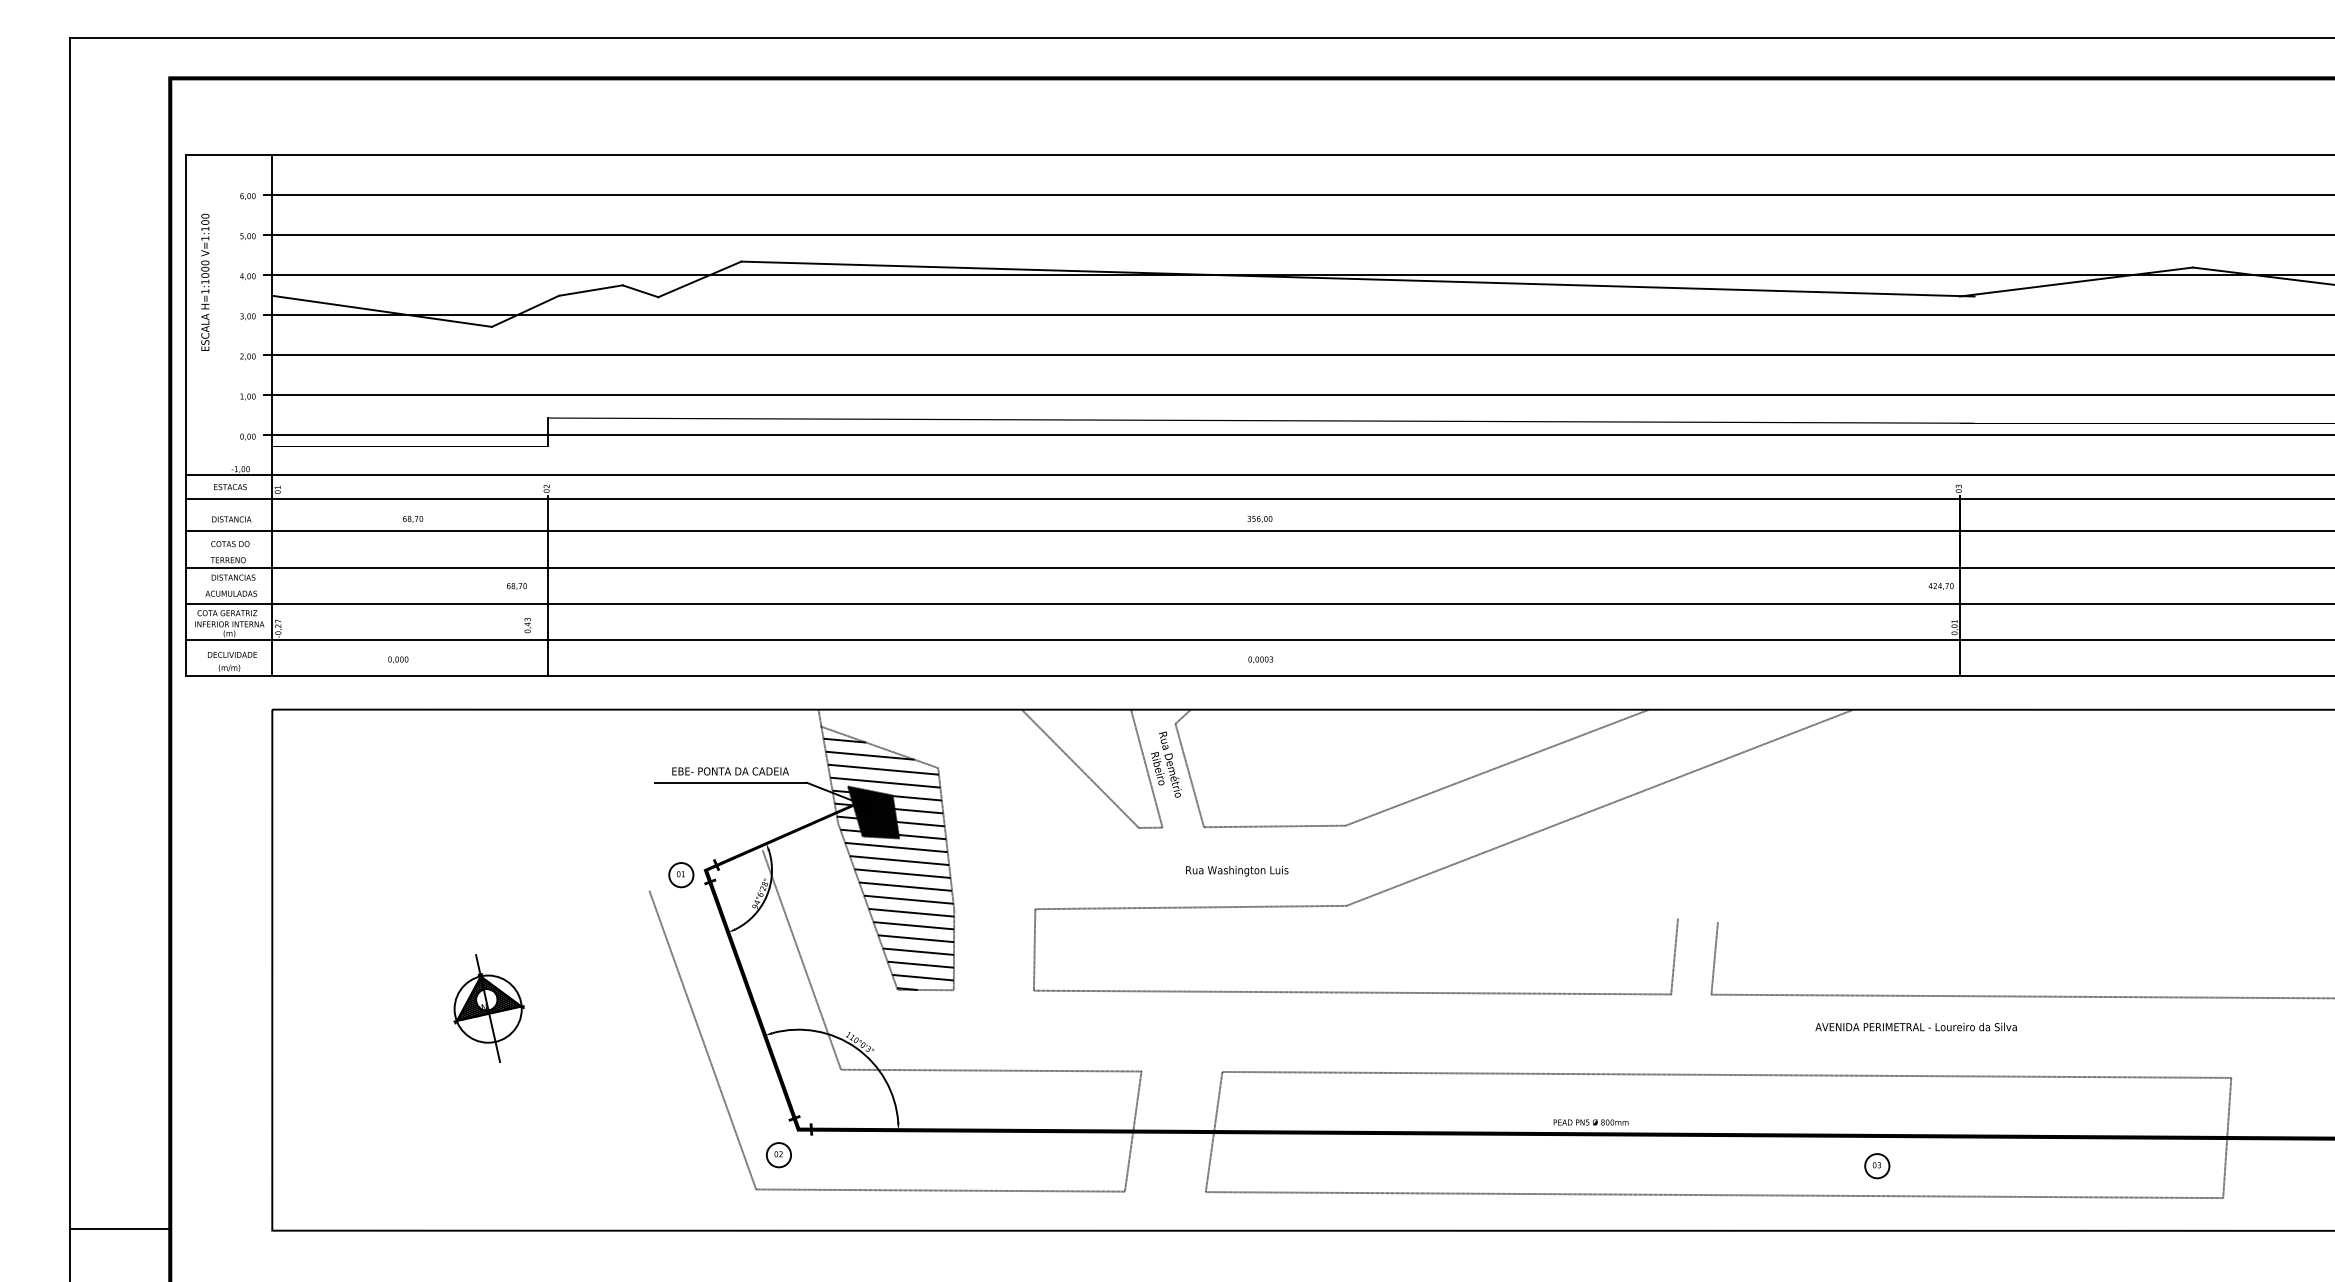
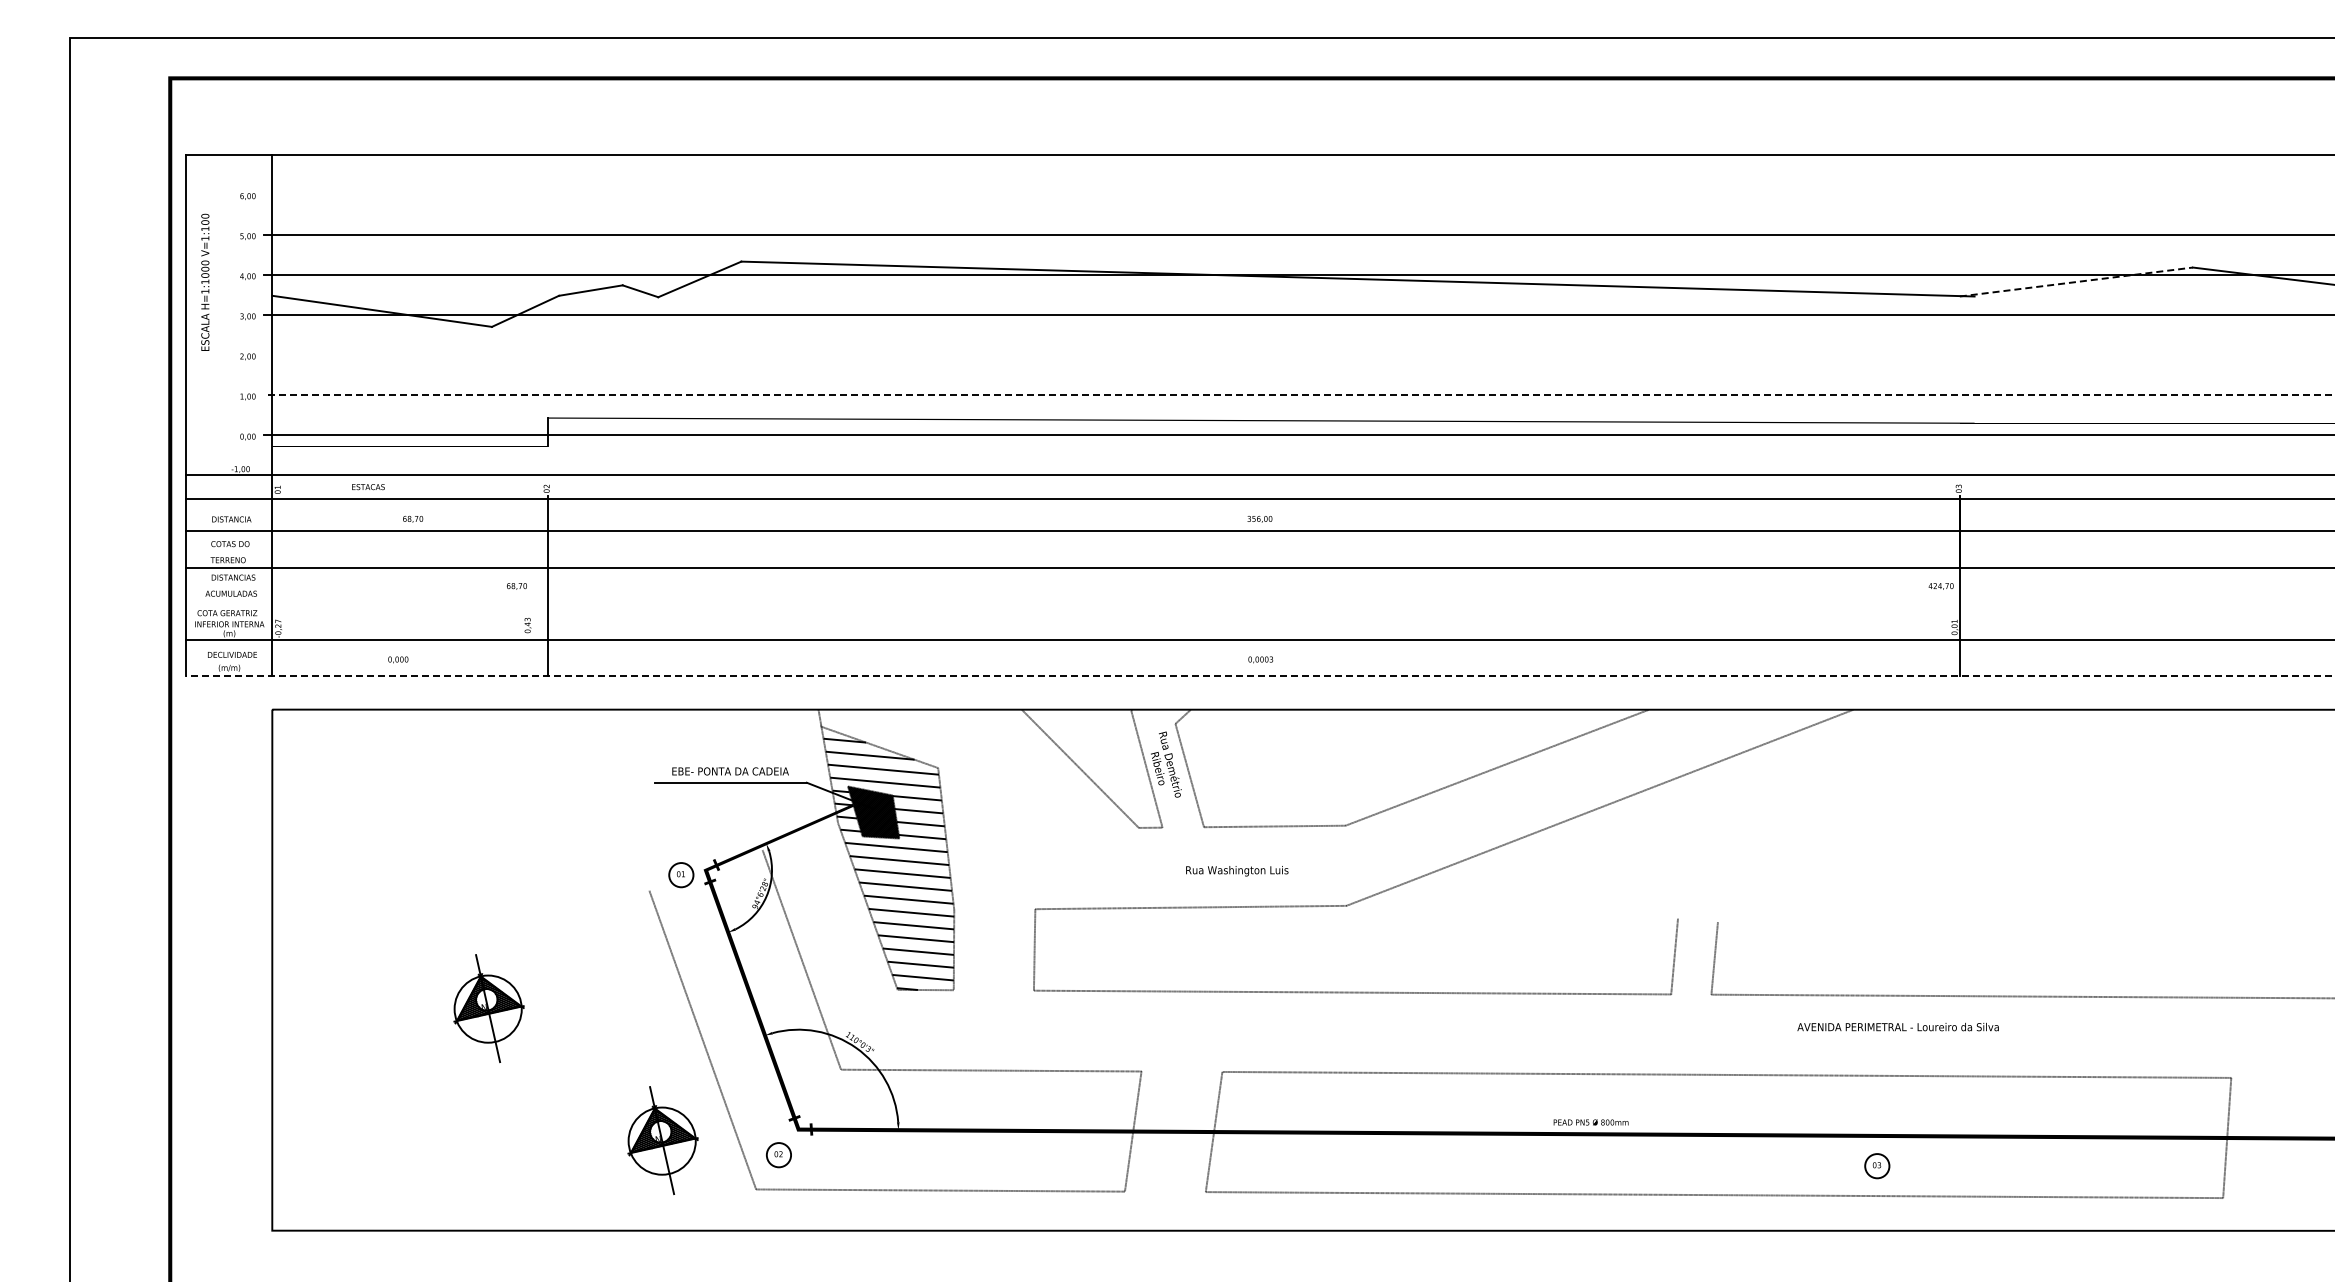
line: present -> none (1297, 194)
line: solid -> dashed (2076, 281)
line: present -> none (1297, 355)
line: solid -> dashed (1298, 395)
text position: (230, 487) -> (368, 487) (368, 487)
line: present -> none (1258, 603)
line: solid -> dashed (1259, 675)
text position: (1915, 1026) -> (1897, 1026) (1897, 1026)
part: none -> present (662, 1140)
line: present -> none (120, 1228)
